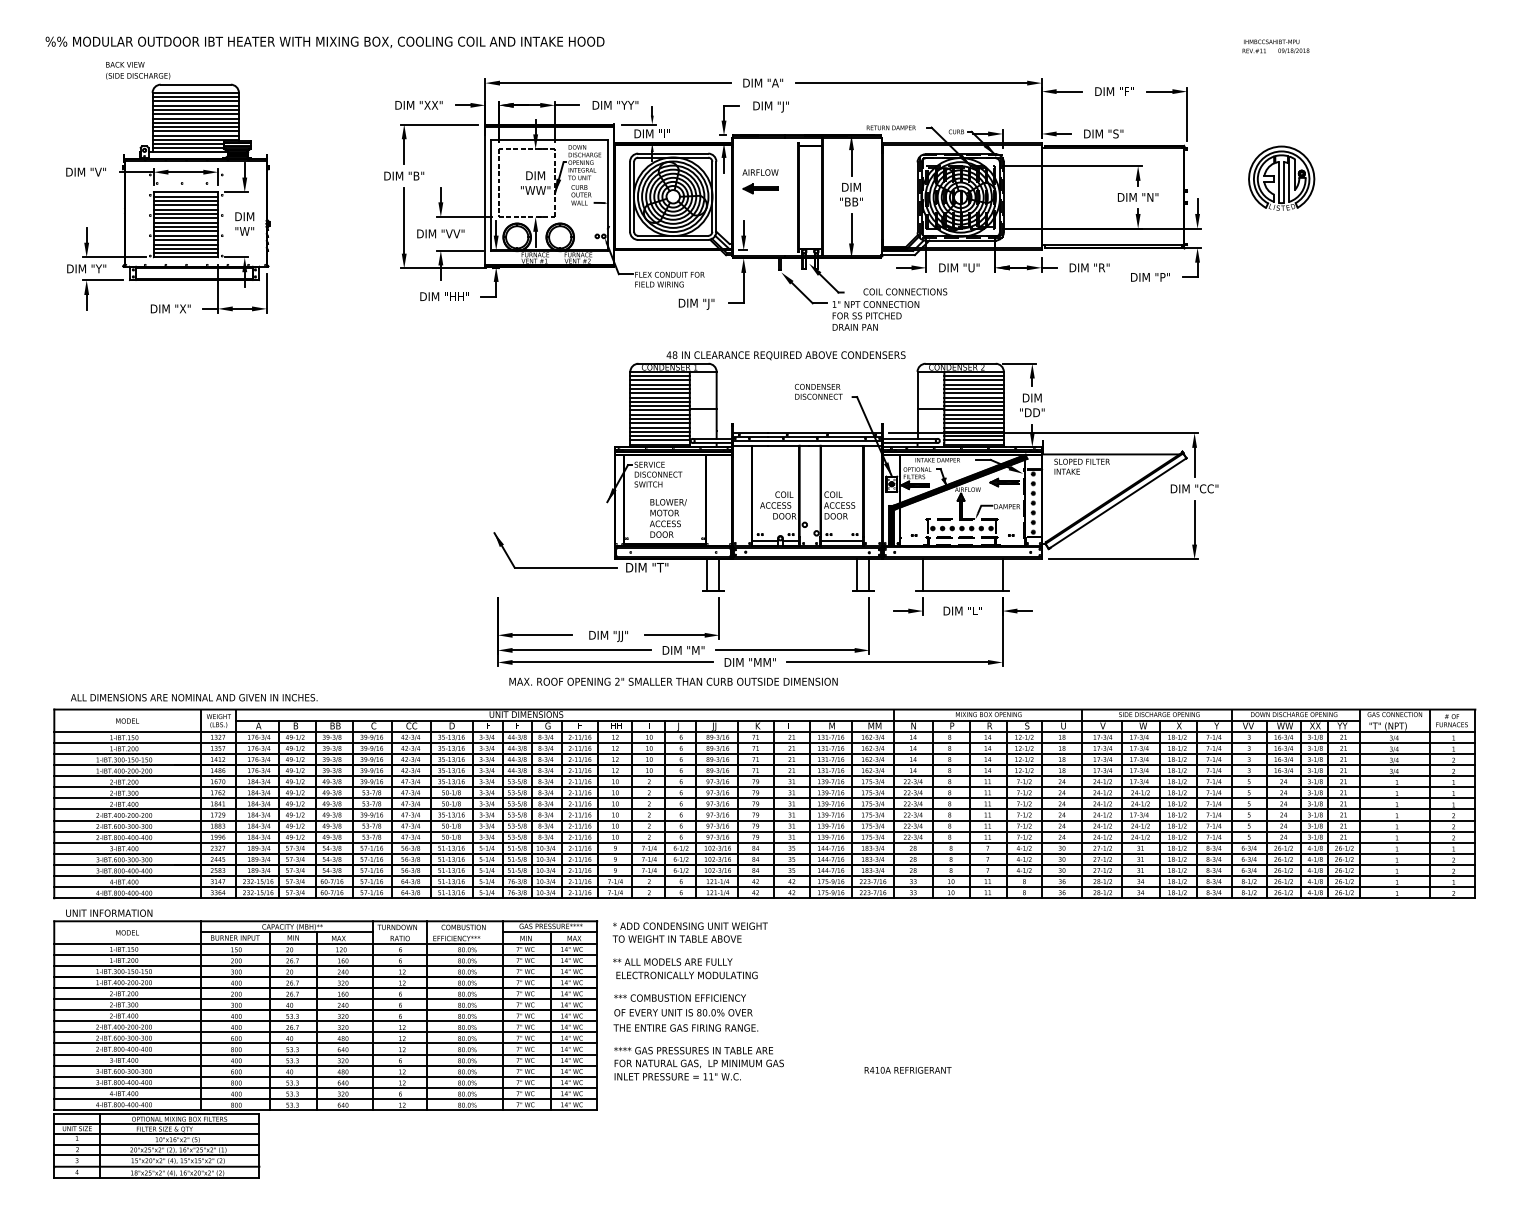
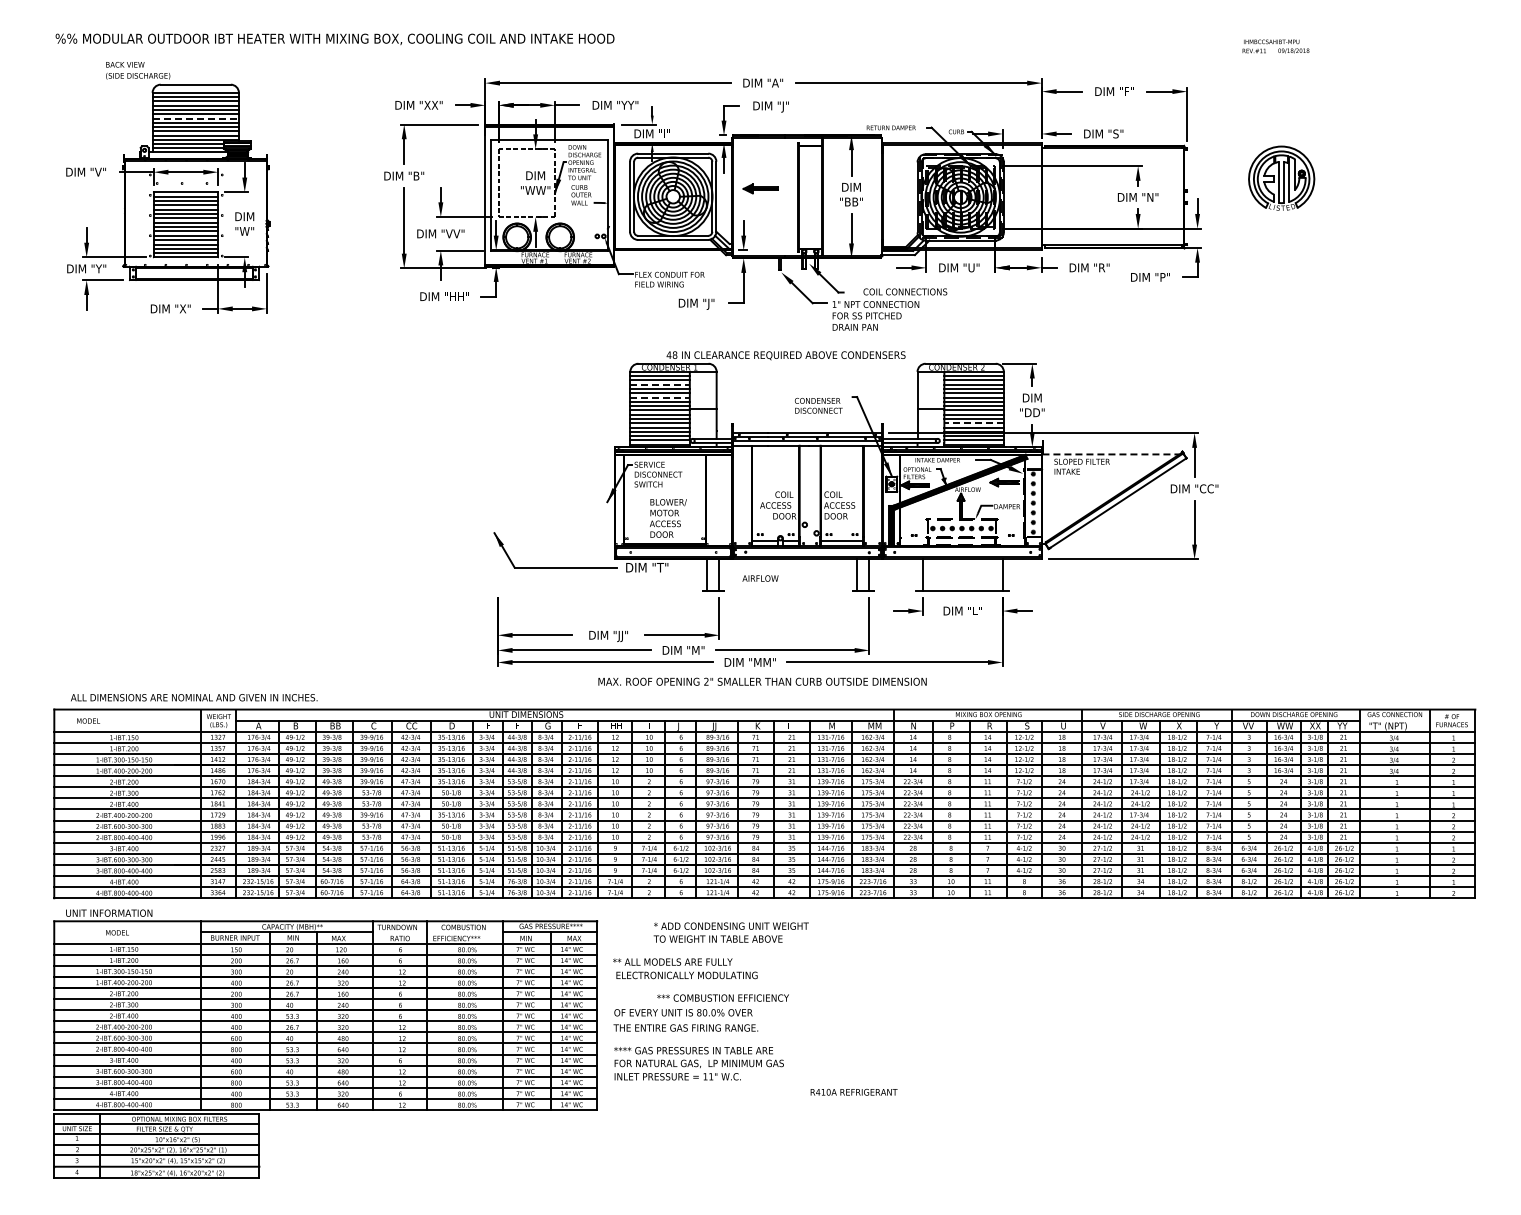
text position: (324, 42) -> (334, 39) (334, 39)
line: solid -> dashed (196, 118)
text position: (760, 172) -> (760, 578) (760, 578)
line: solid -> dashed (660, 384)
text position: (818, 391) -> (818, 405) (818, 405)
line: solid -> dashed (660, 397)
line: solid -> dashed (974, 423)
line: solid -> dashed (1110, 454)
text position: (673, 681) -> (762, 681) (762, 681)
text position: (127, 720) -> (88, 720) (88, 720)
text position: (127, 932) -> (117, 932) (117, 932)
text position: (689, 932) -> (730, 932) (730, 932)
text position: (679, 997) -> (722, 997) (722, 997)
text position: (907, 1070) -> (853, 1092) (853, 1092)
